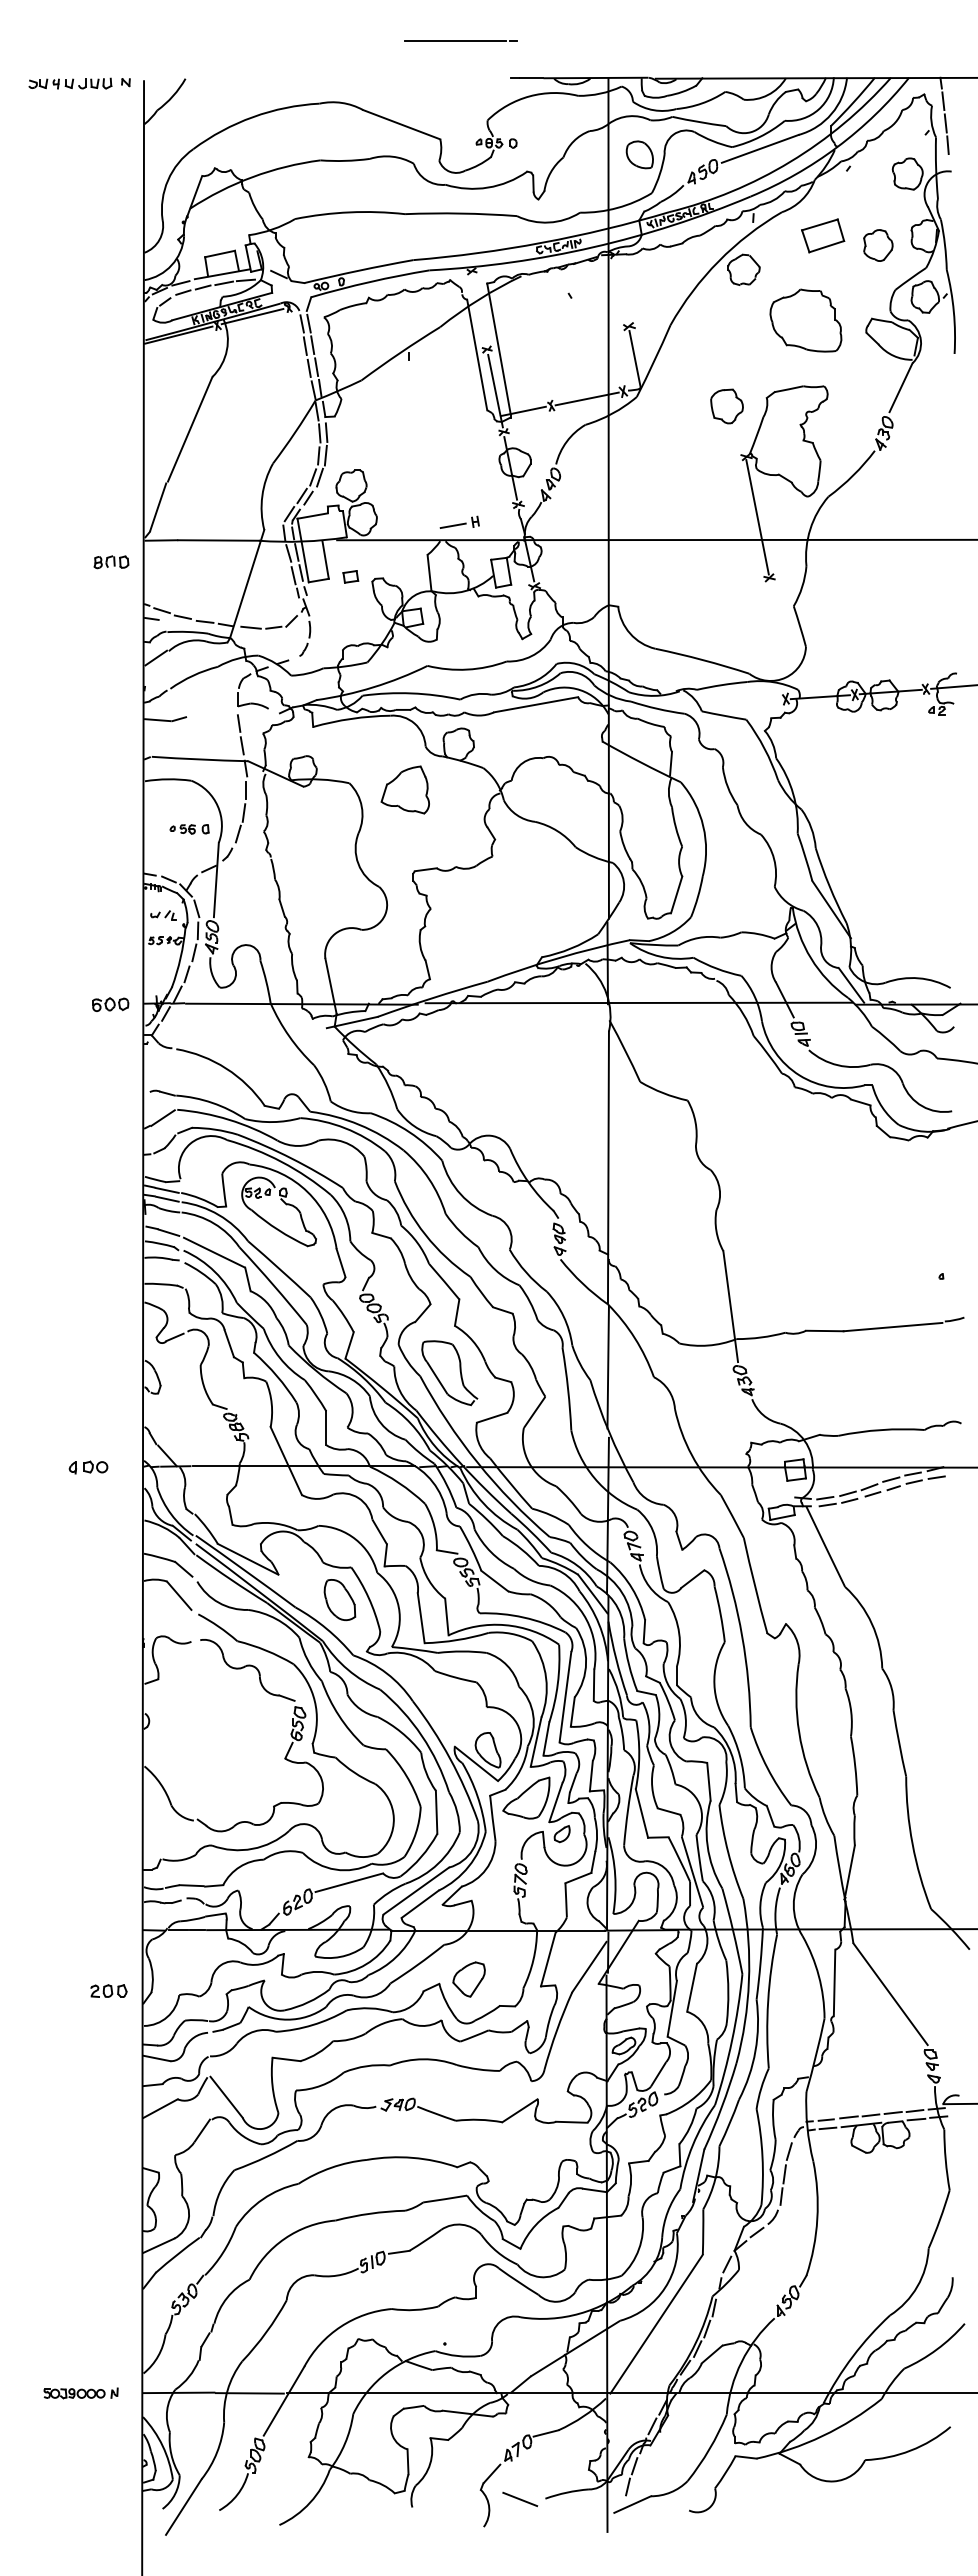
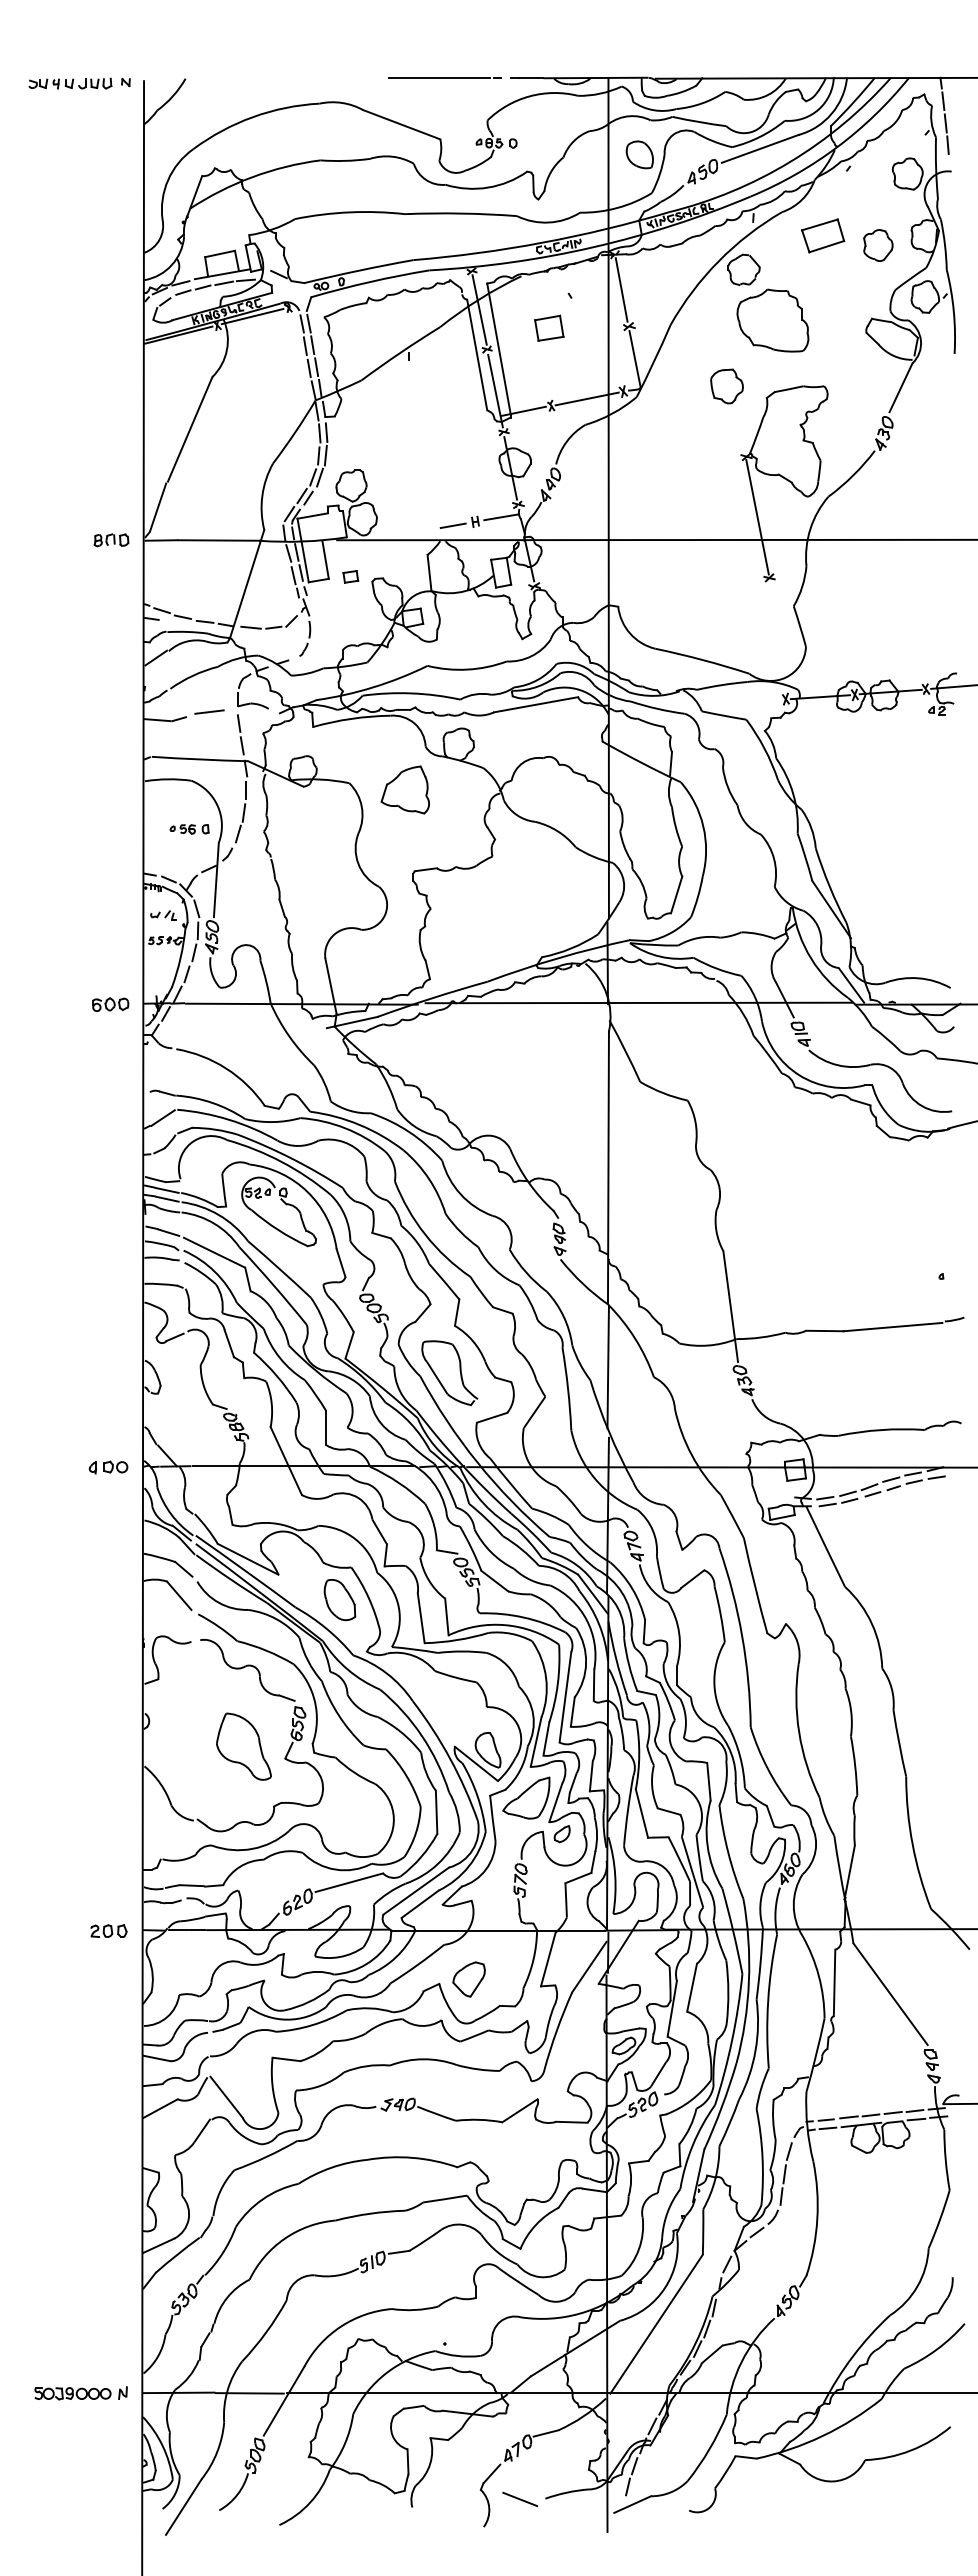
line position: (460, 40) -> (444, 77) (444, 77)
line: none -> present (621, 289)
line: none -> present (479, 309)
part position: (805, 320) -> (772, 320) (772, 320)
part: none -> present (549, 327)
part position: (726, 406) -> (726, 386) (726, 386)
line: none -> present (501, 517)
part position: (111, 562) -> (111, 540) (111, 540)
line: none -> present (209, 711)
part position: (88, 1467) -> (108, 1467) (108, 1467)
part: none -> present (243, 1746)
part position: (108, 1990) -> (108, 1930) (108, 1930)
part size: 76x13 px -> 94x15 px (80, 2393)
